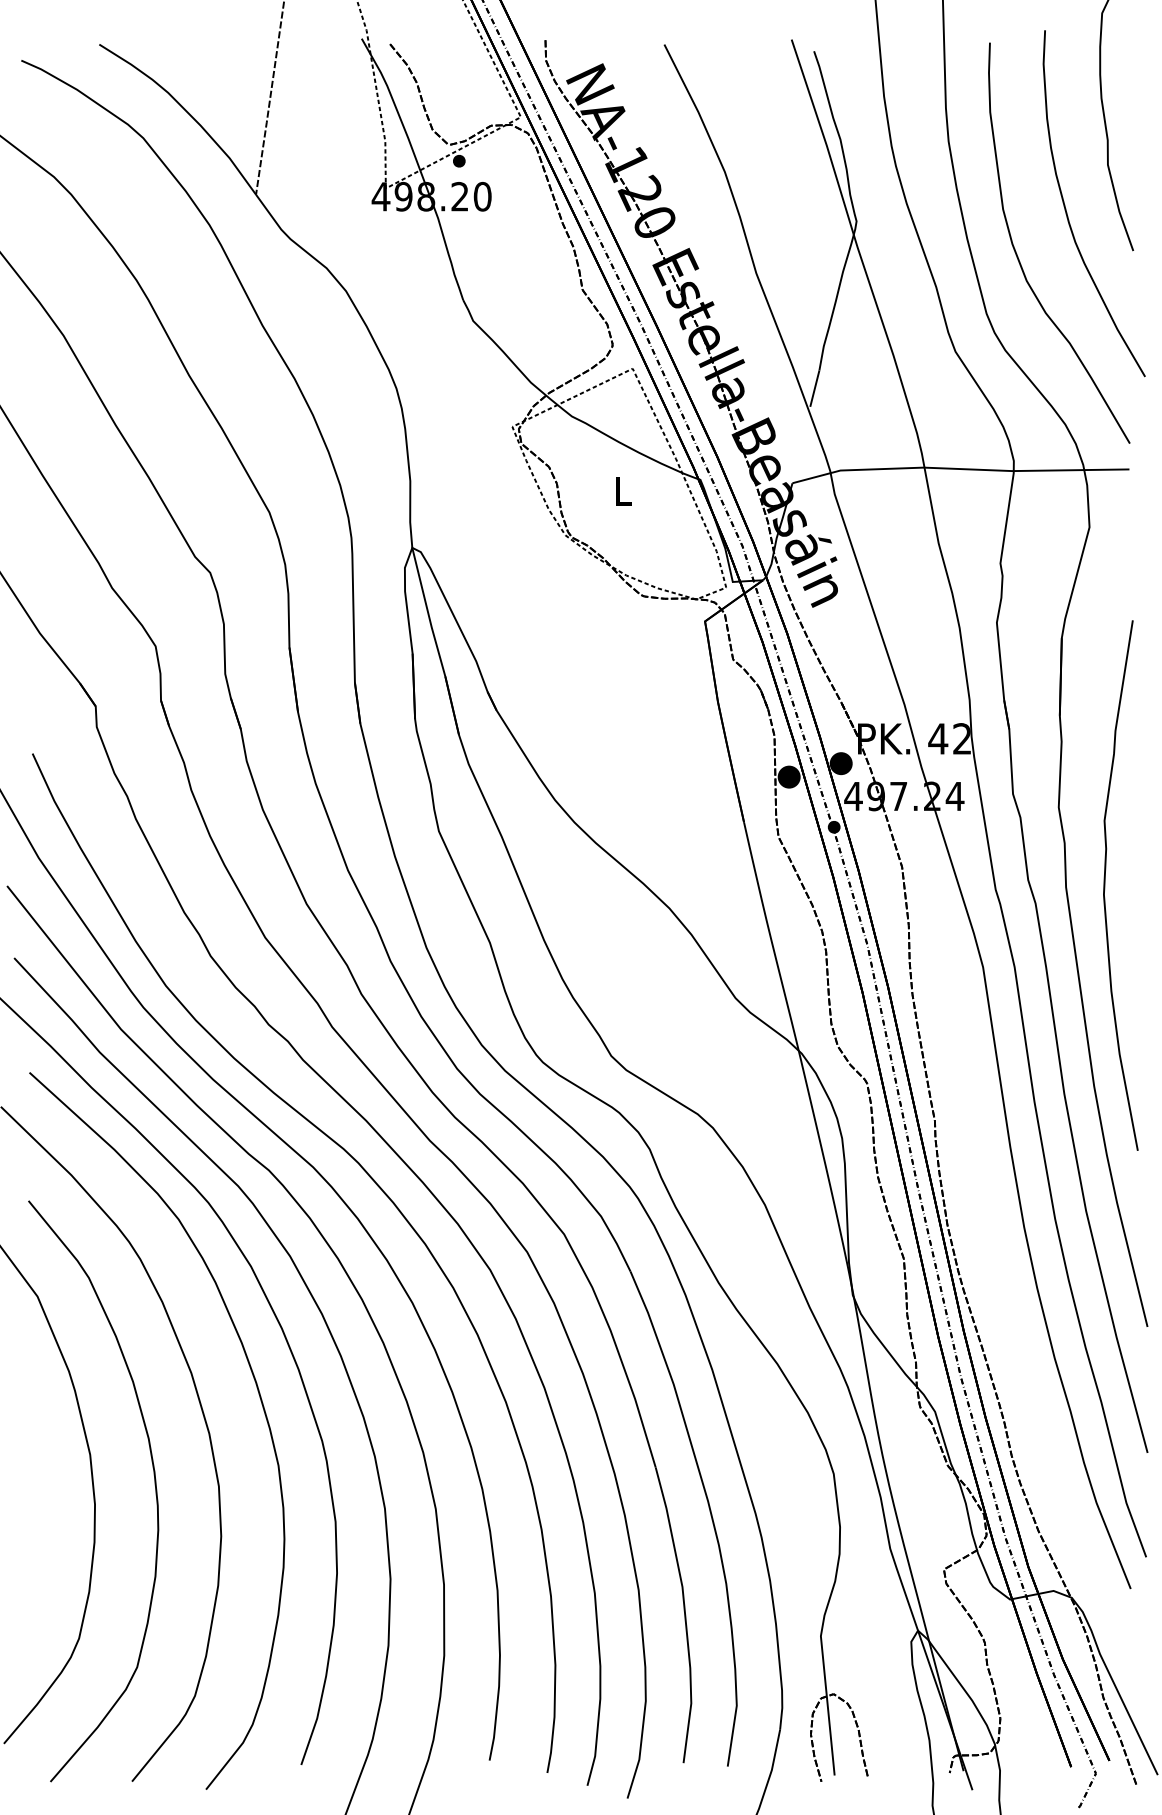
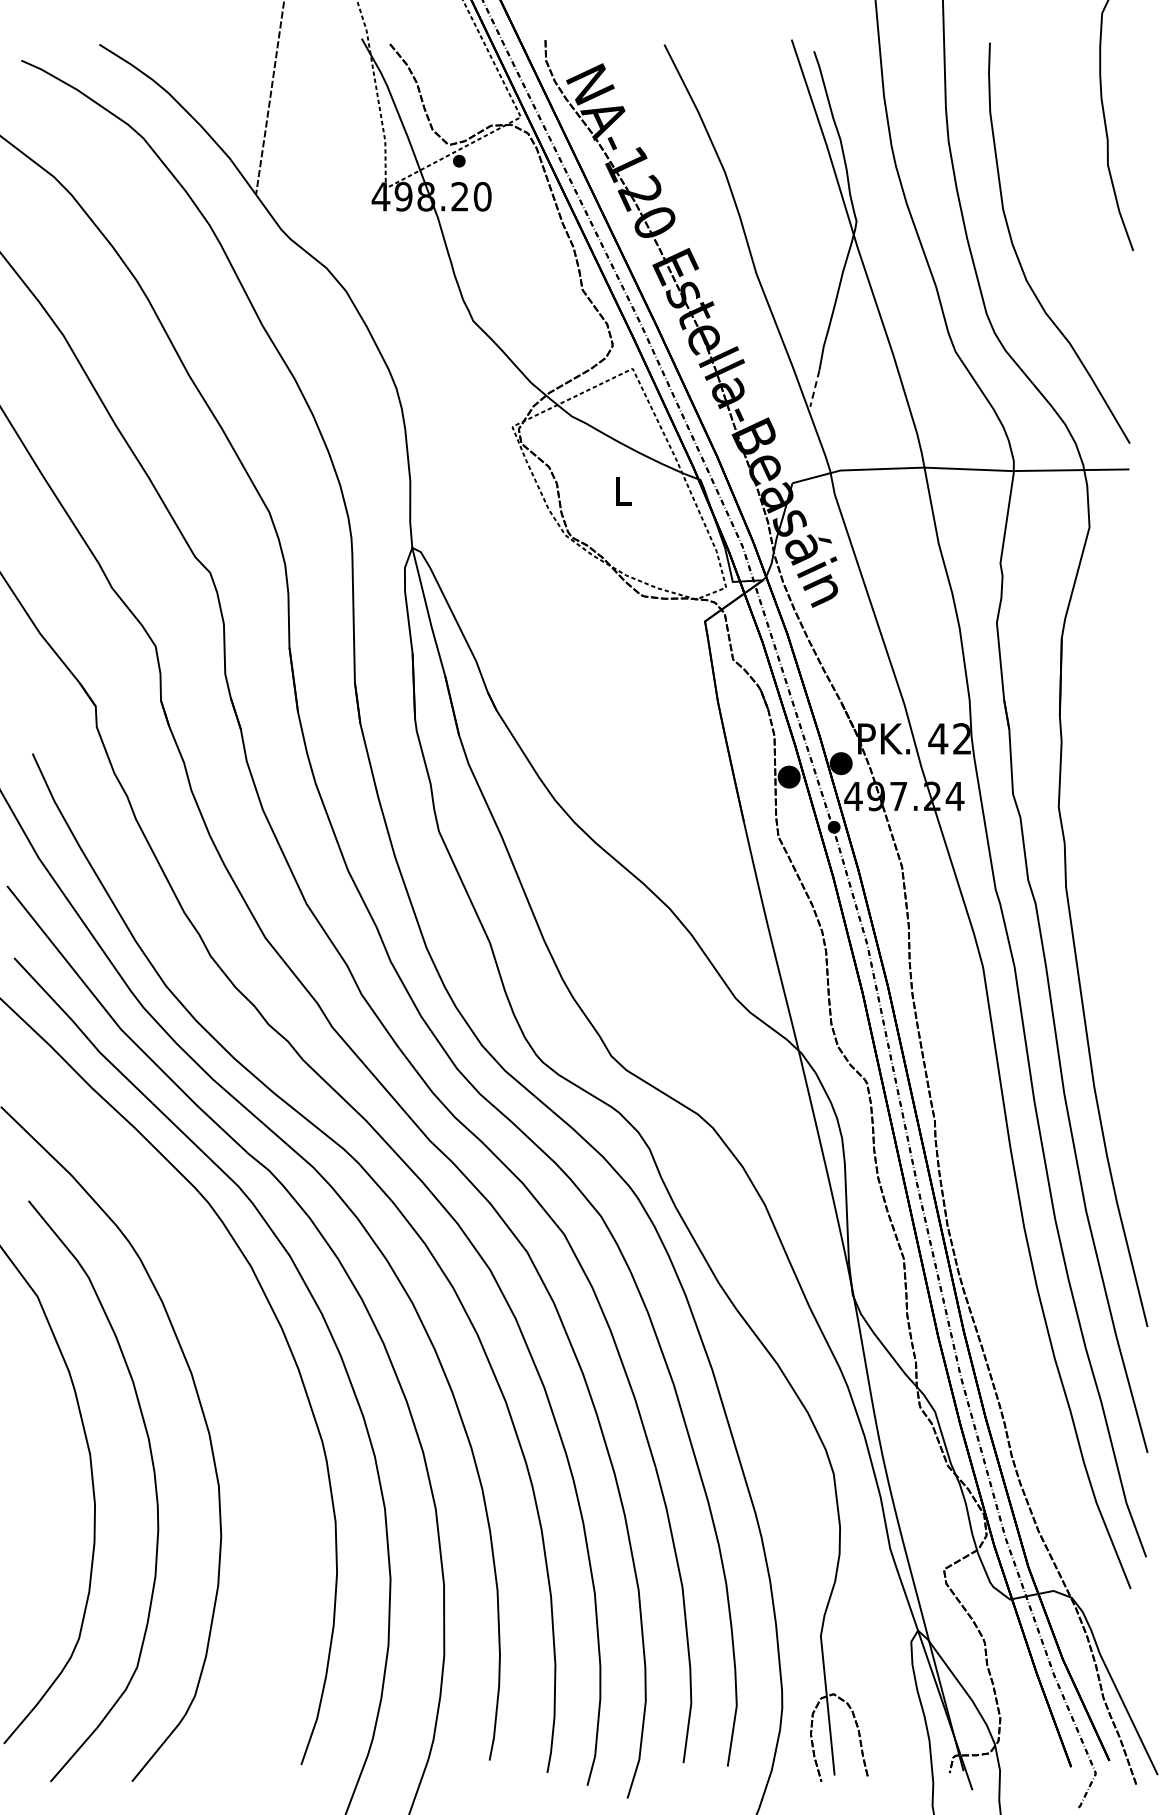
curve: present -> none (1066, 208)
line: solid -> dashed (814, 388)
part: present -> none (1105, 885)
curve: present -> none (260, 1401)
